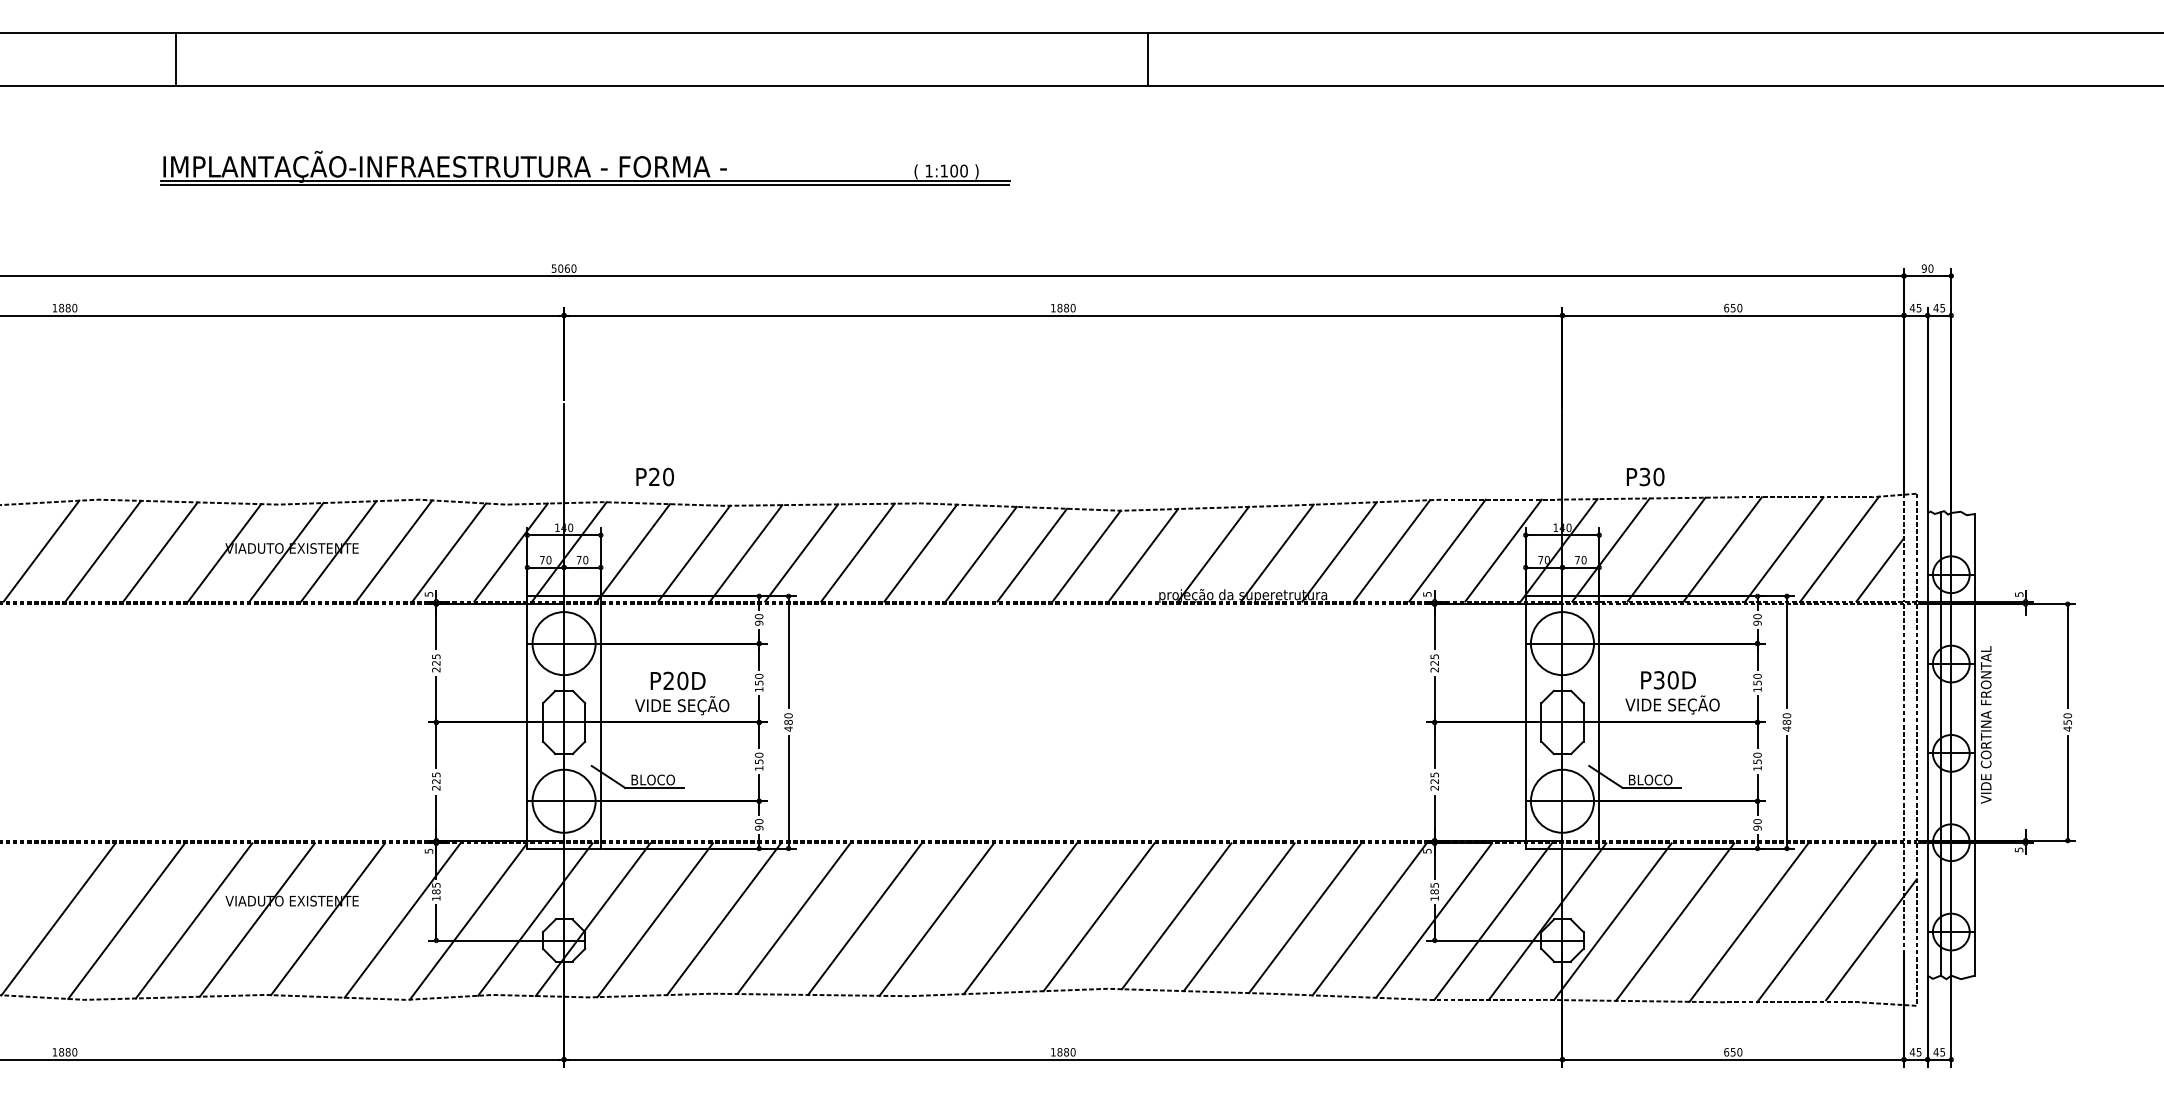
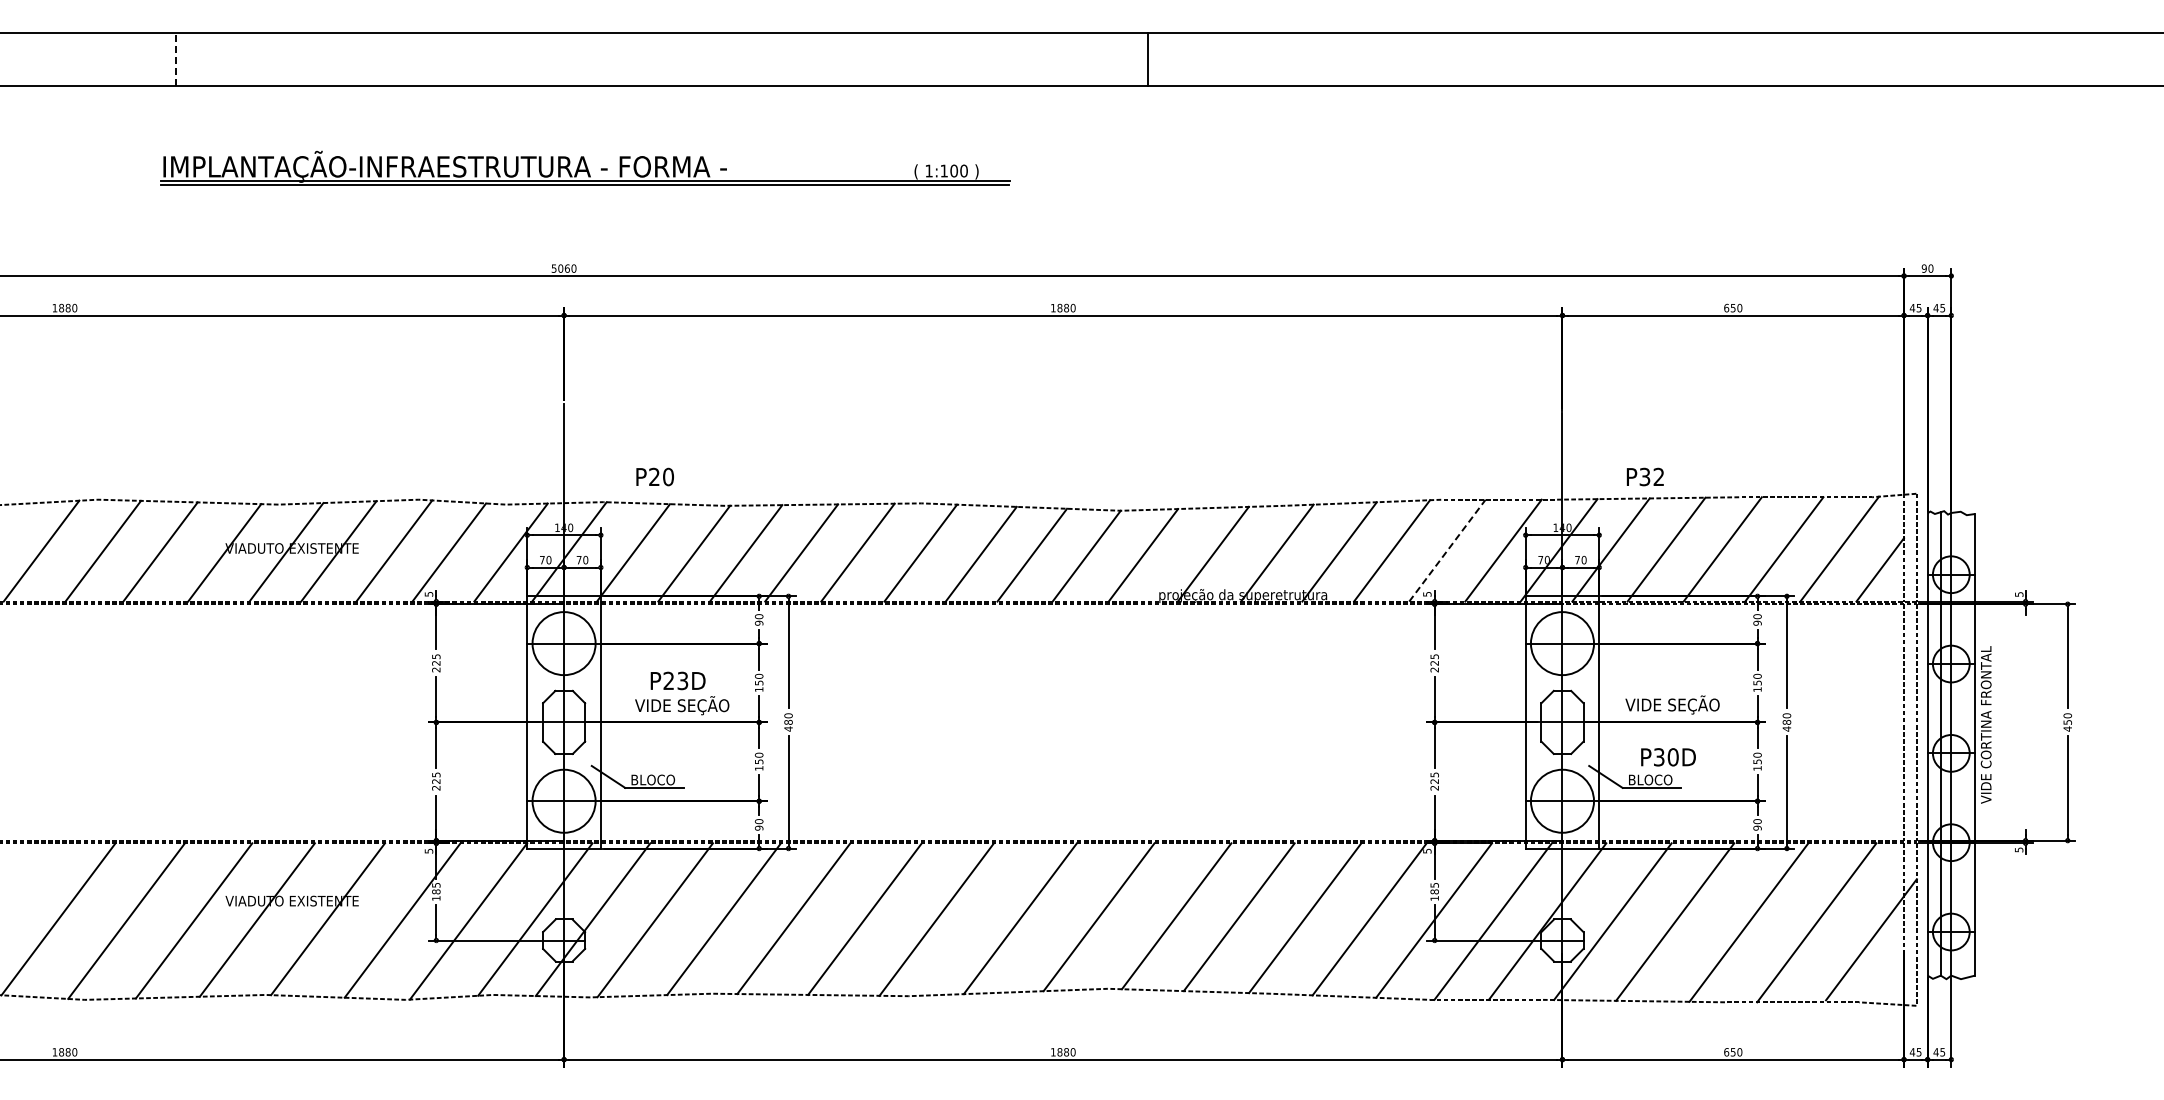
line: solid -> dashed (176, 58)
text: P30 -> P32 (1658, 476)
line: solid -> dashed (1447, 550)
text: P20D -> P23D (682, 680)
text position: (1668, 680) -> (1668, 757) (1668, 757)
